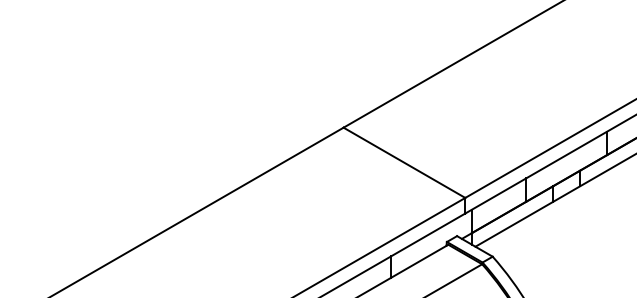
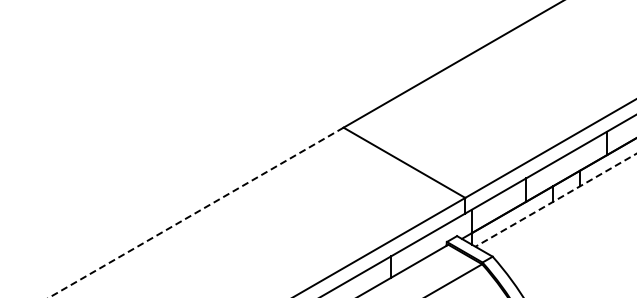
line: solid -> dashed (555, 200)
line: solid -> dashed (196, 212)
